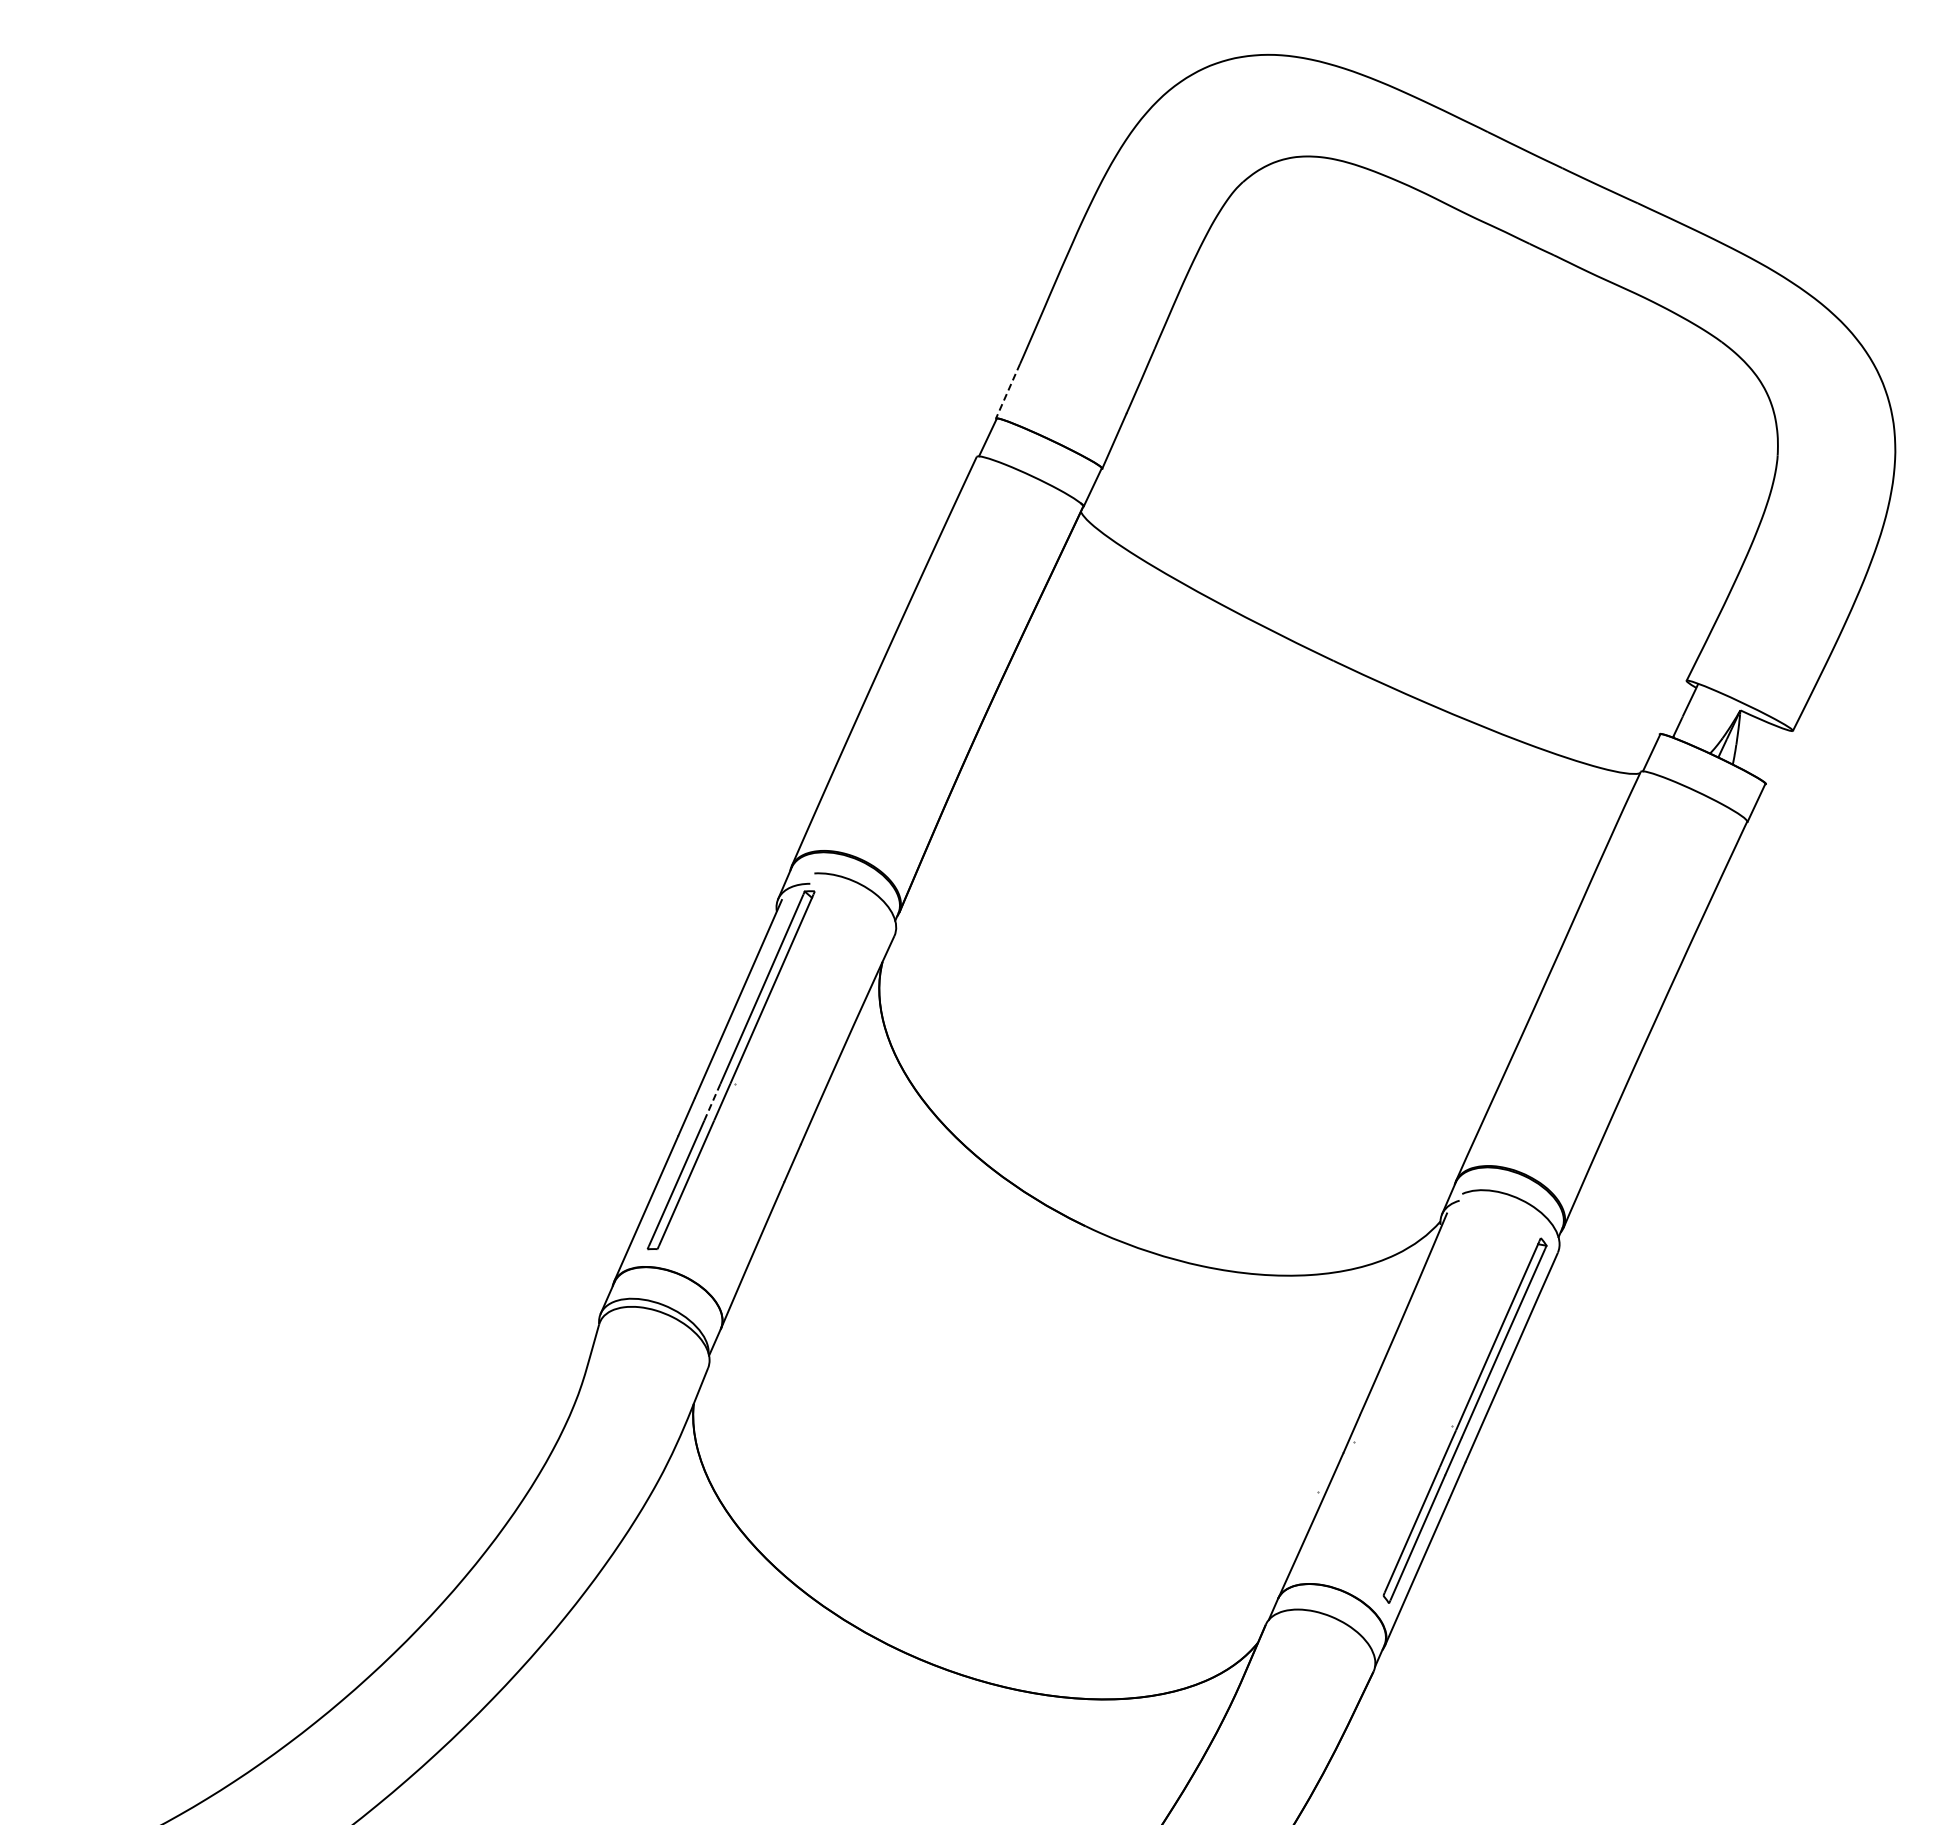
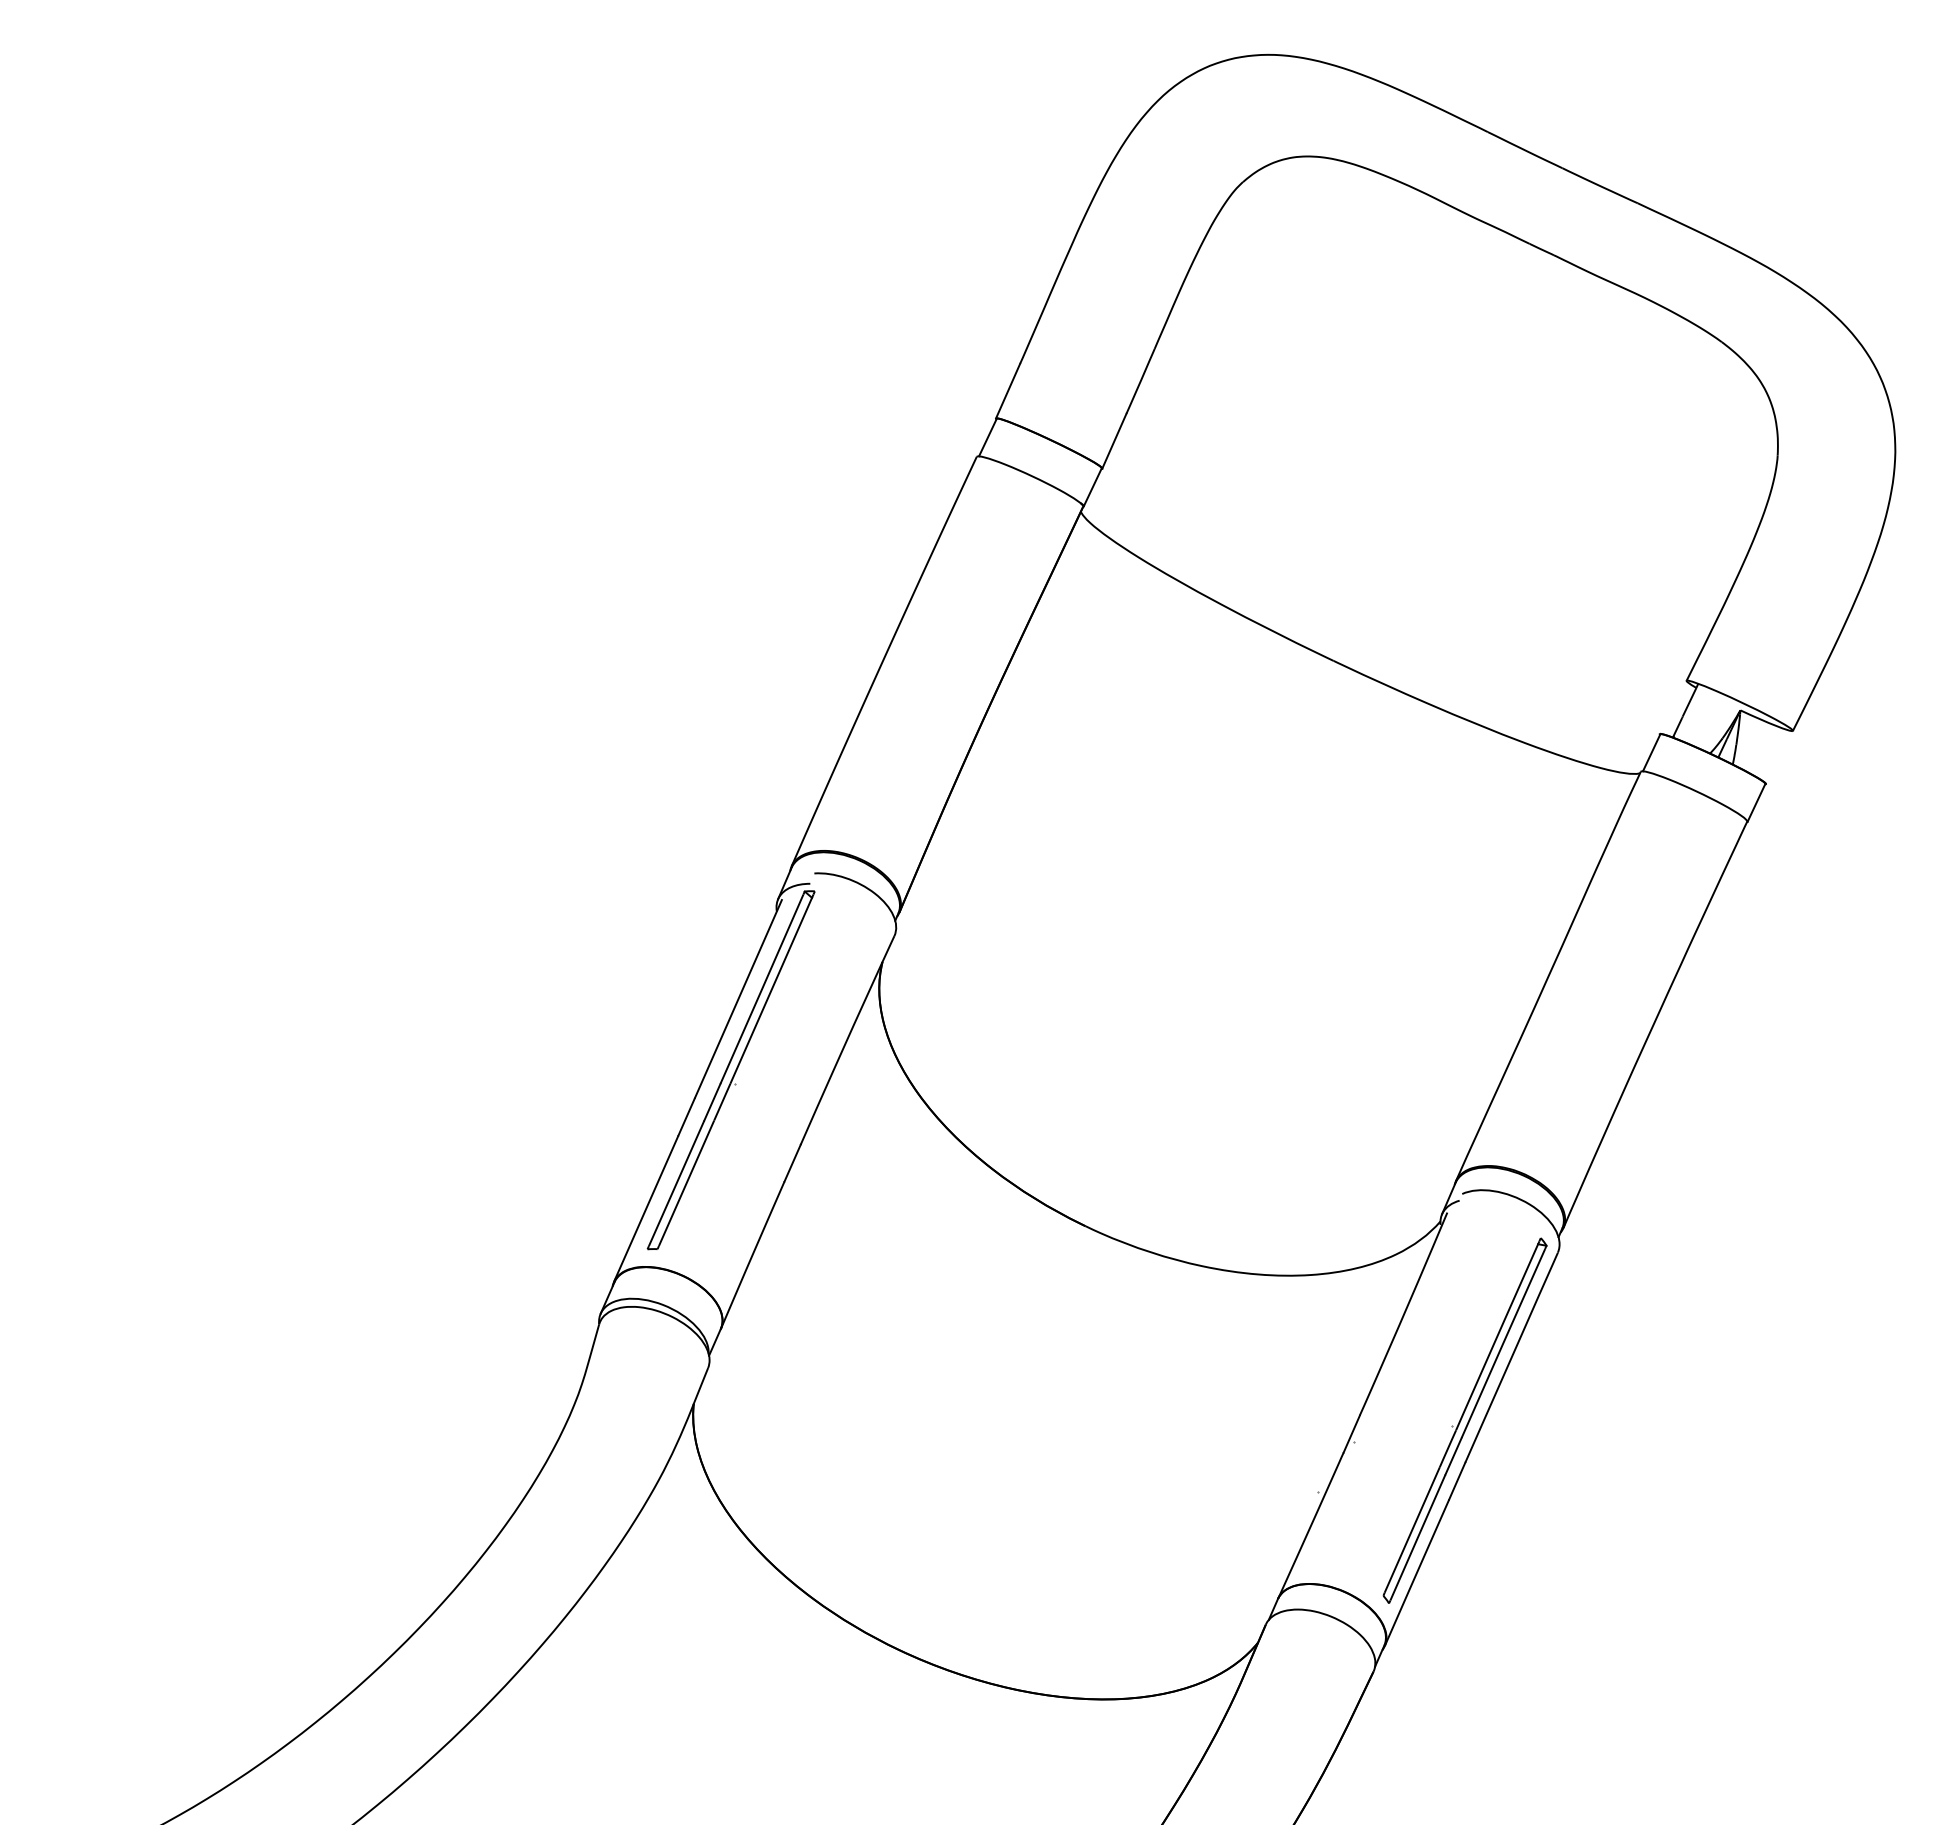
line: dashed -> solid (1008, 391)
line: dashed -> solid (712, 1101)
